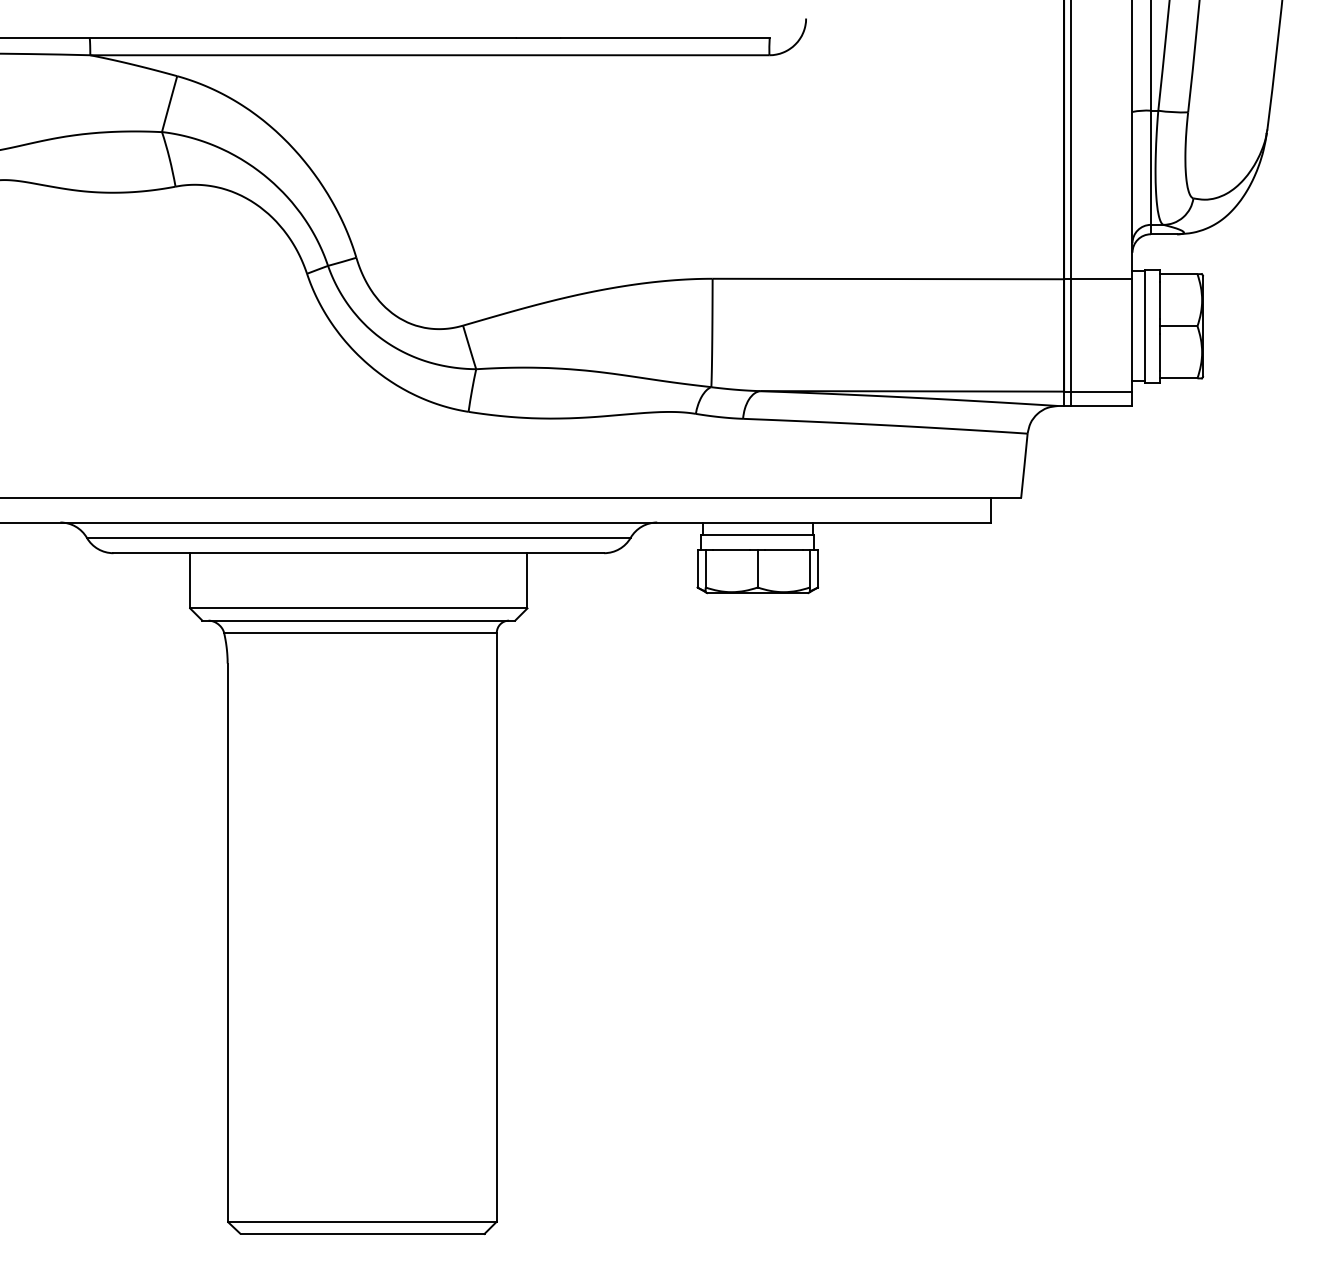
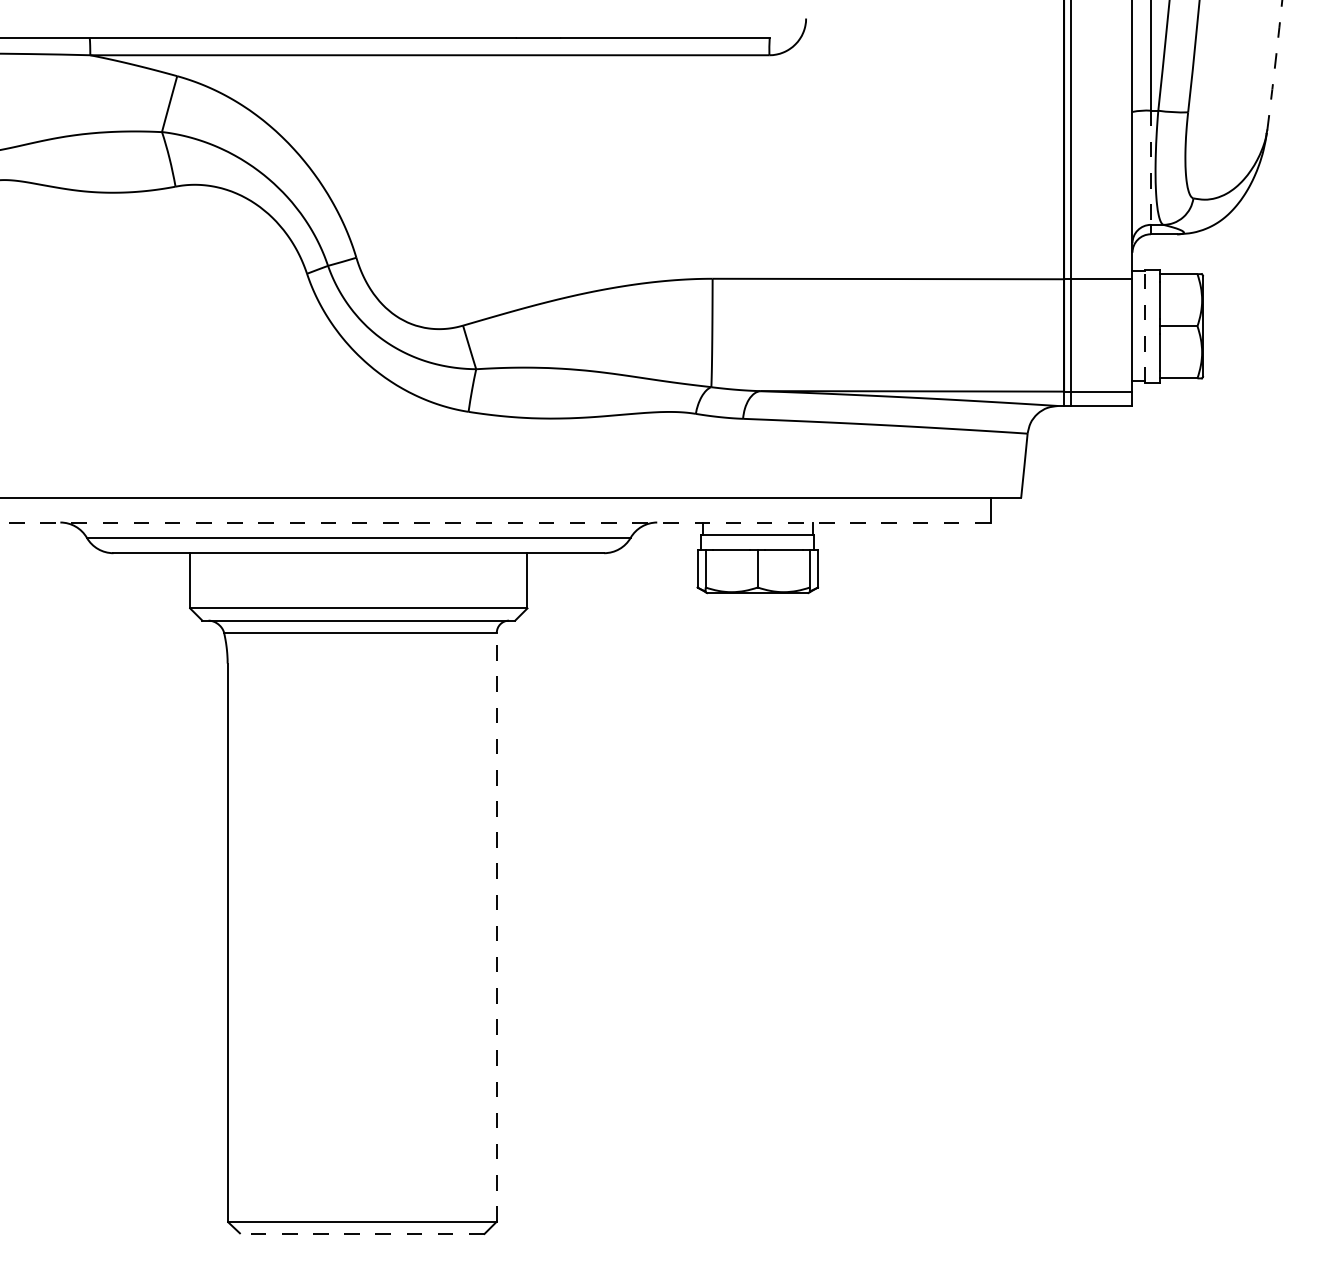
arc: solid -> dashed (1275, 65)
line: solid -> dashed (1150, 168)
line: solid -> dashed (1144, 325)
line: solid -> dashed (495, 522)
line: solid -> dashed (496, 926)
line: solid -> dashed (362, 1233)
